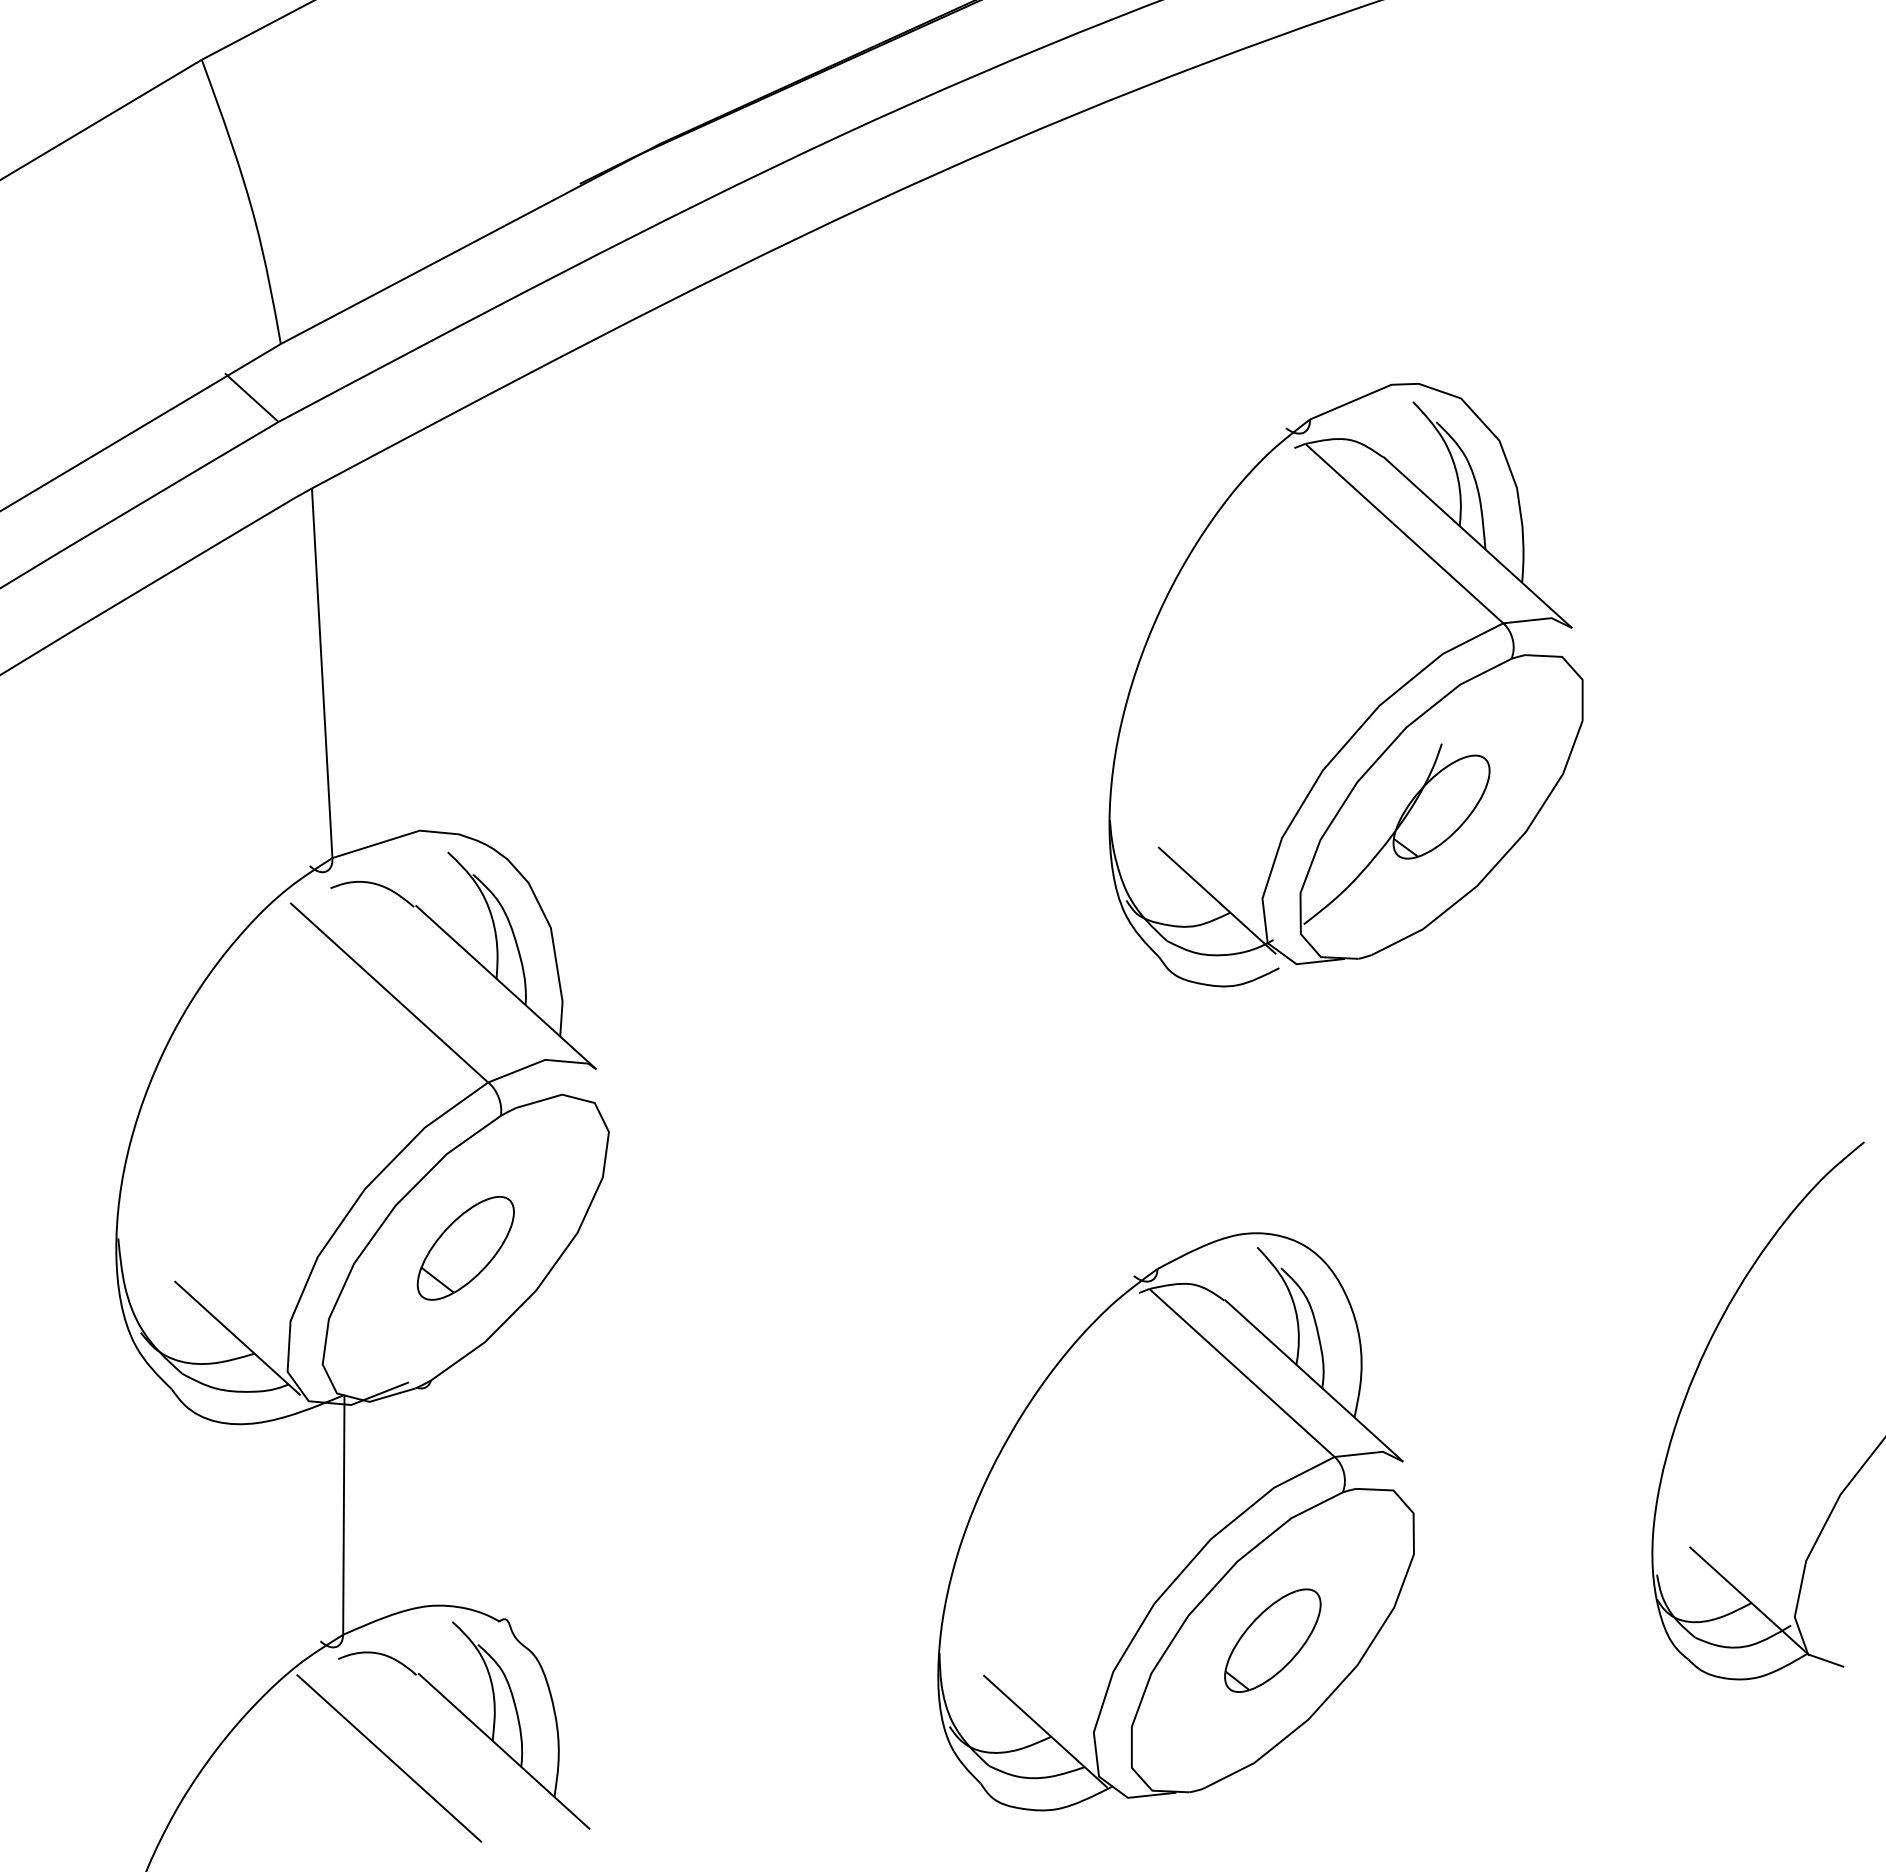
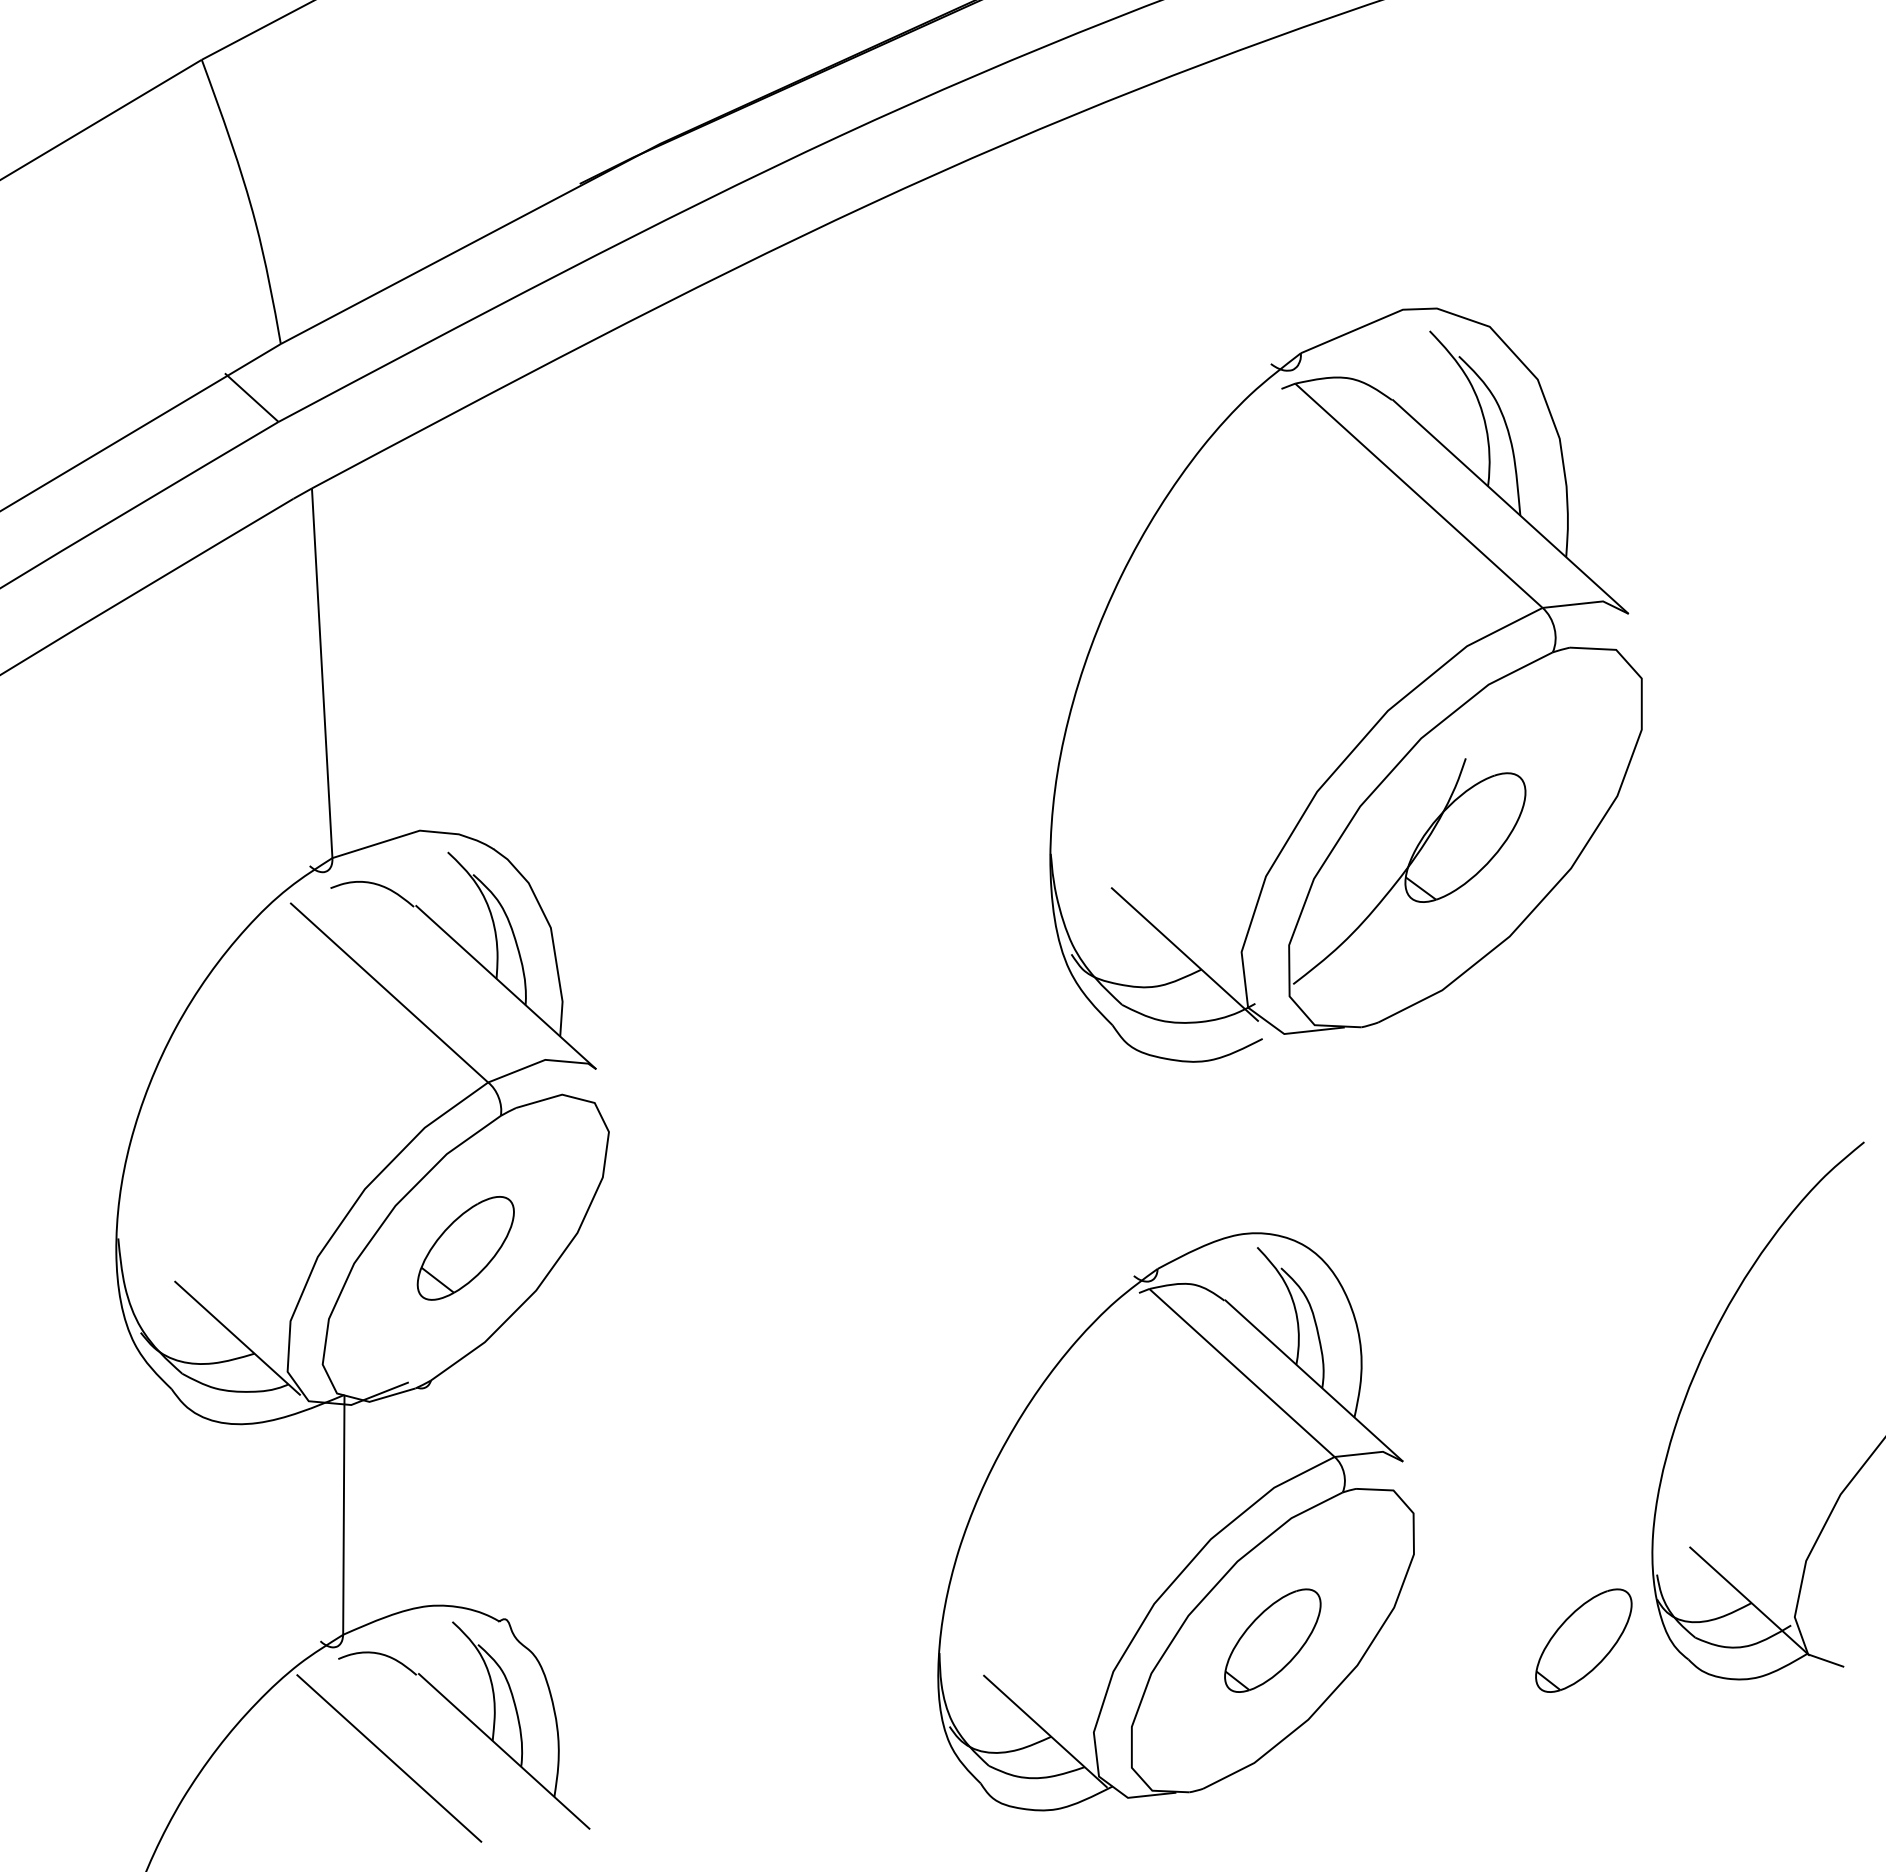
part size: 476x606 px -> 594x756 px (1345, 684)
part: none -> present (1583, 1640)
